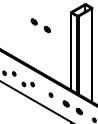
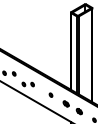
part: present -> none (40, 25)
